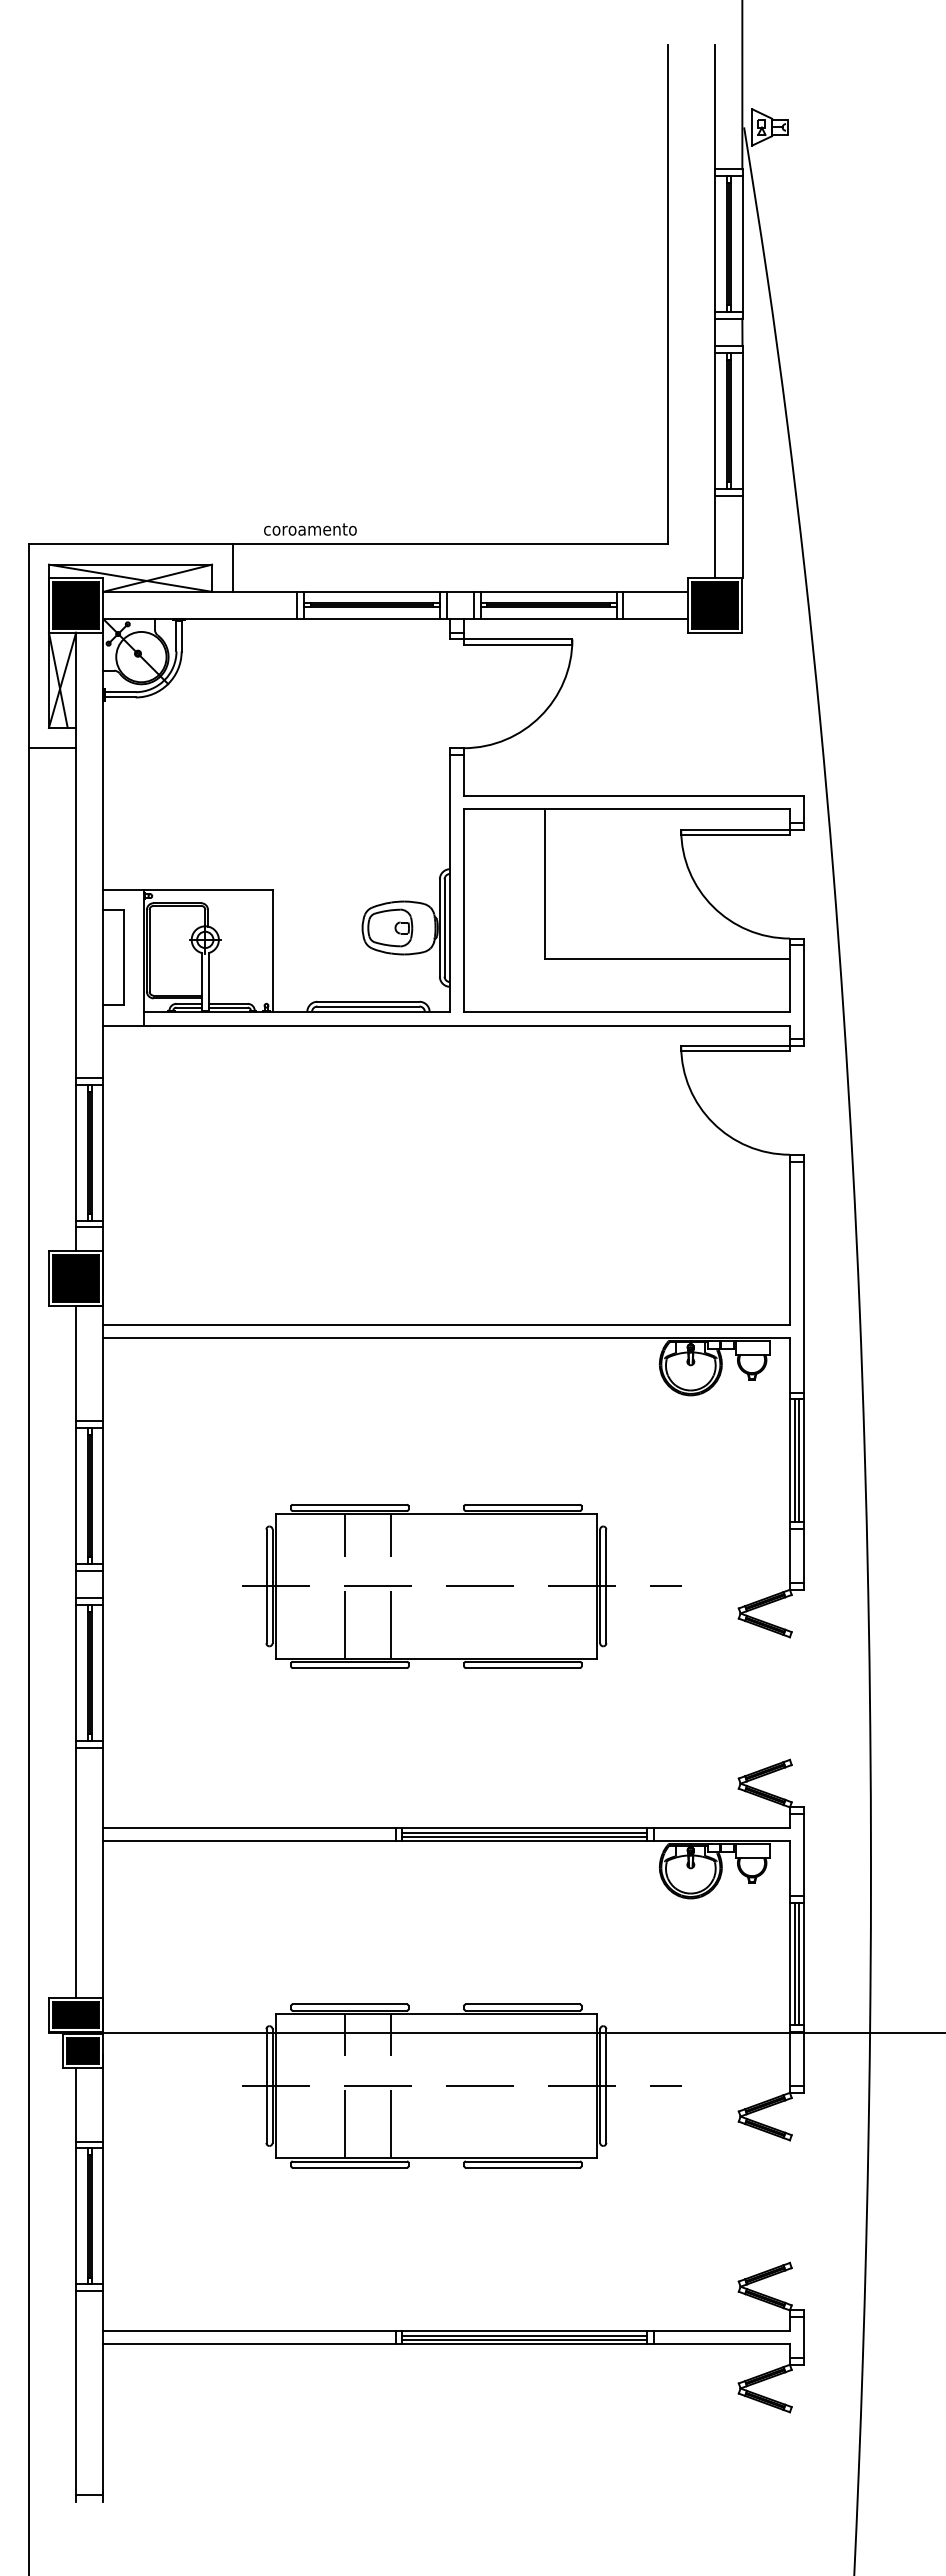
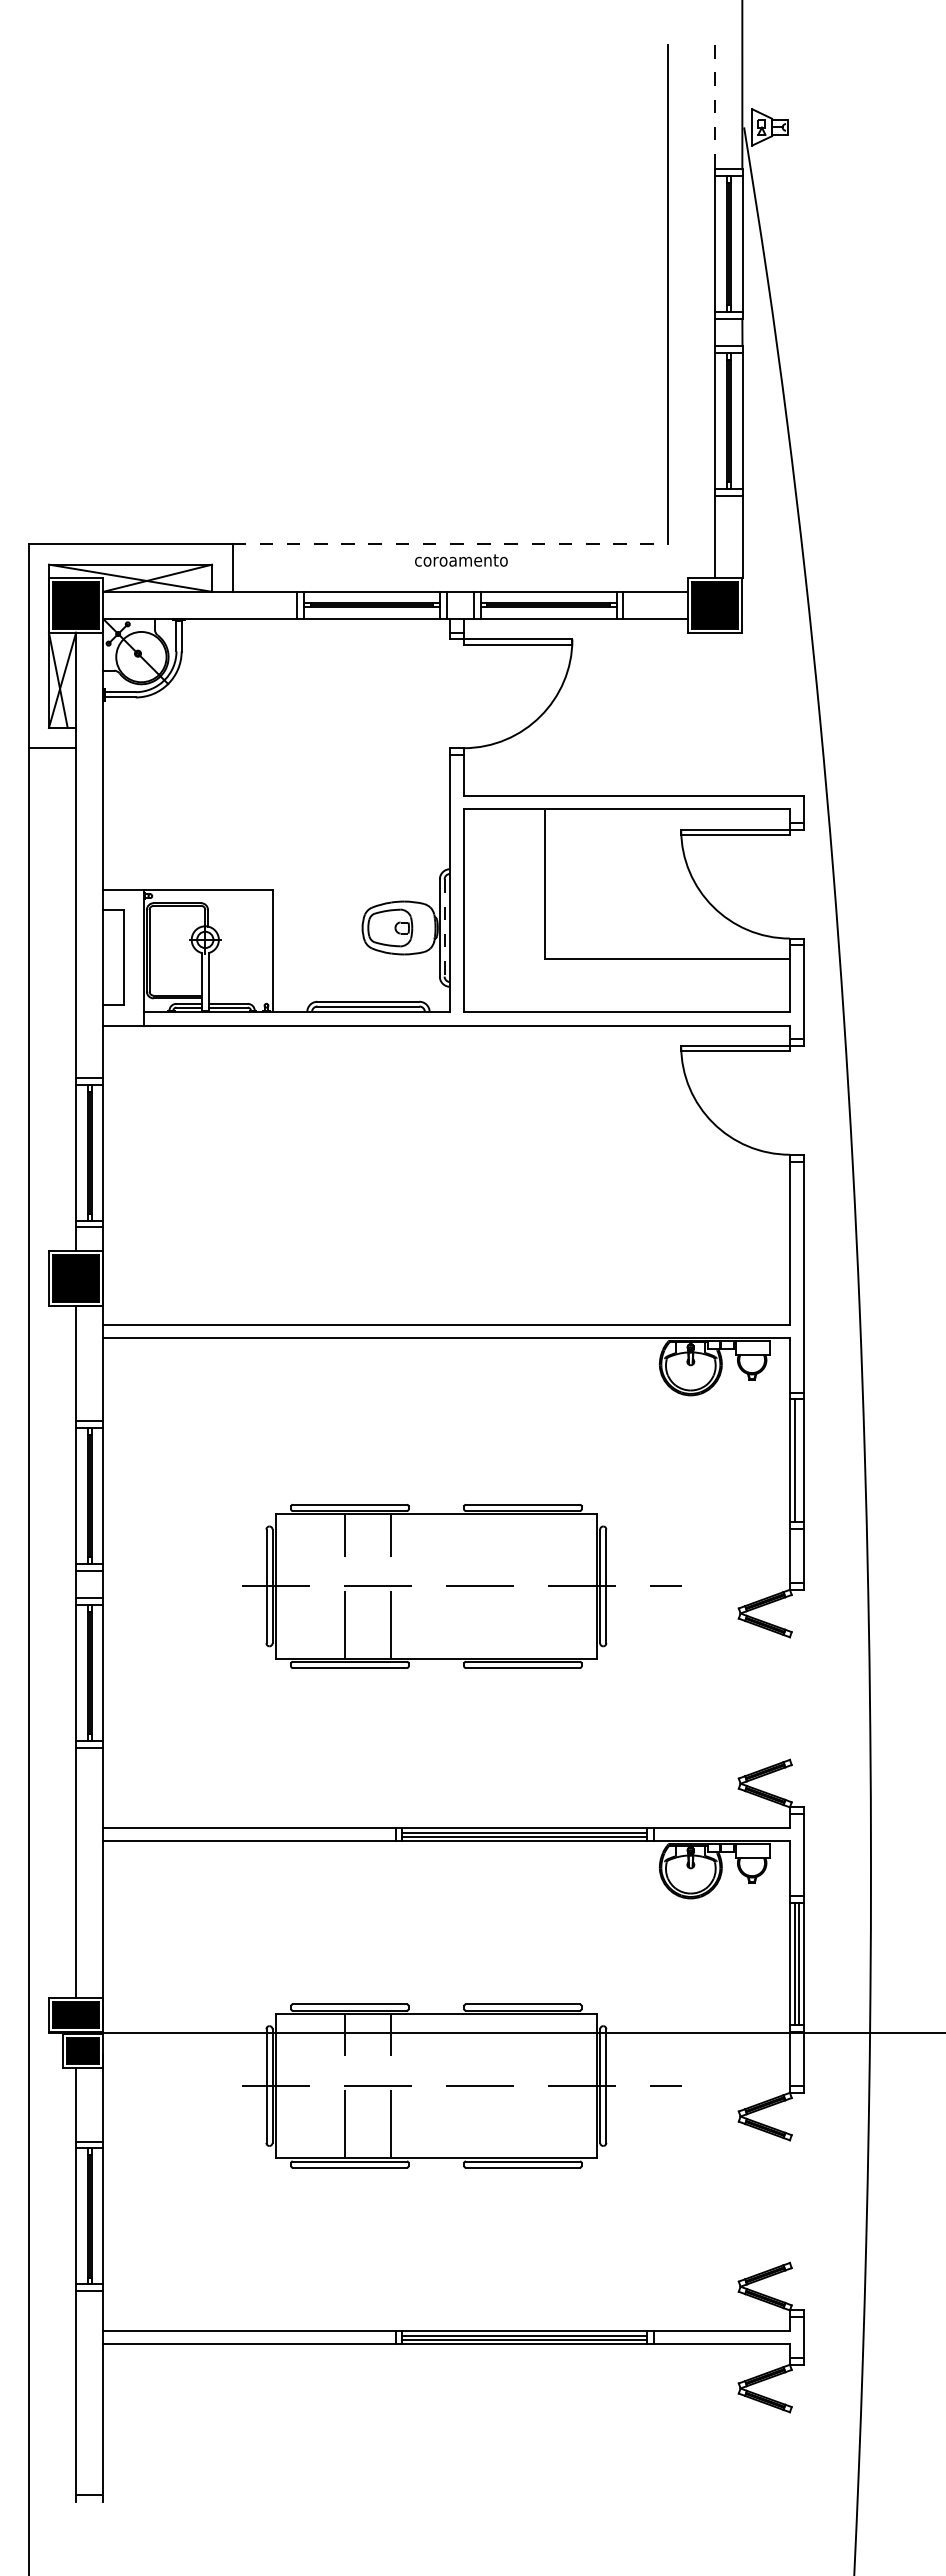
line: solid -> dashed (715, 107)
text position: (310, 529) -> (461, 560) (461, 560)
line: solid -> dashed (450, 544)
line: solid -> dashed (444, 928)
line: present -> none (798, 1460)
